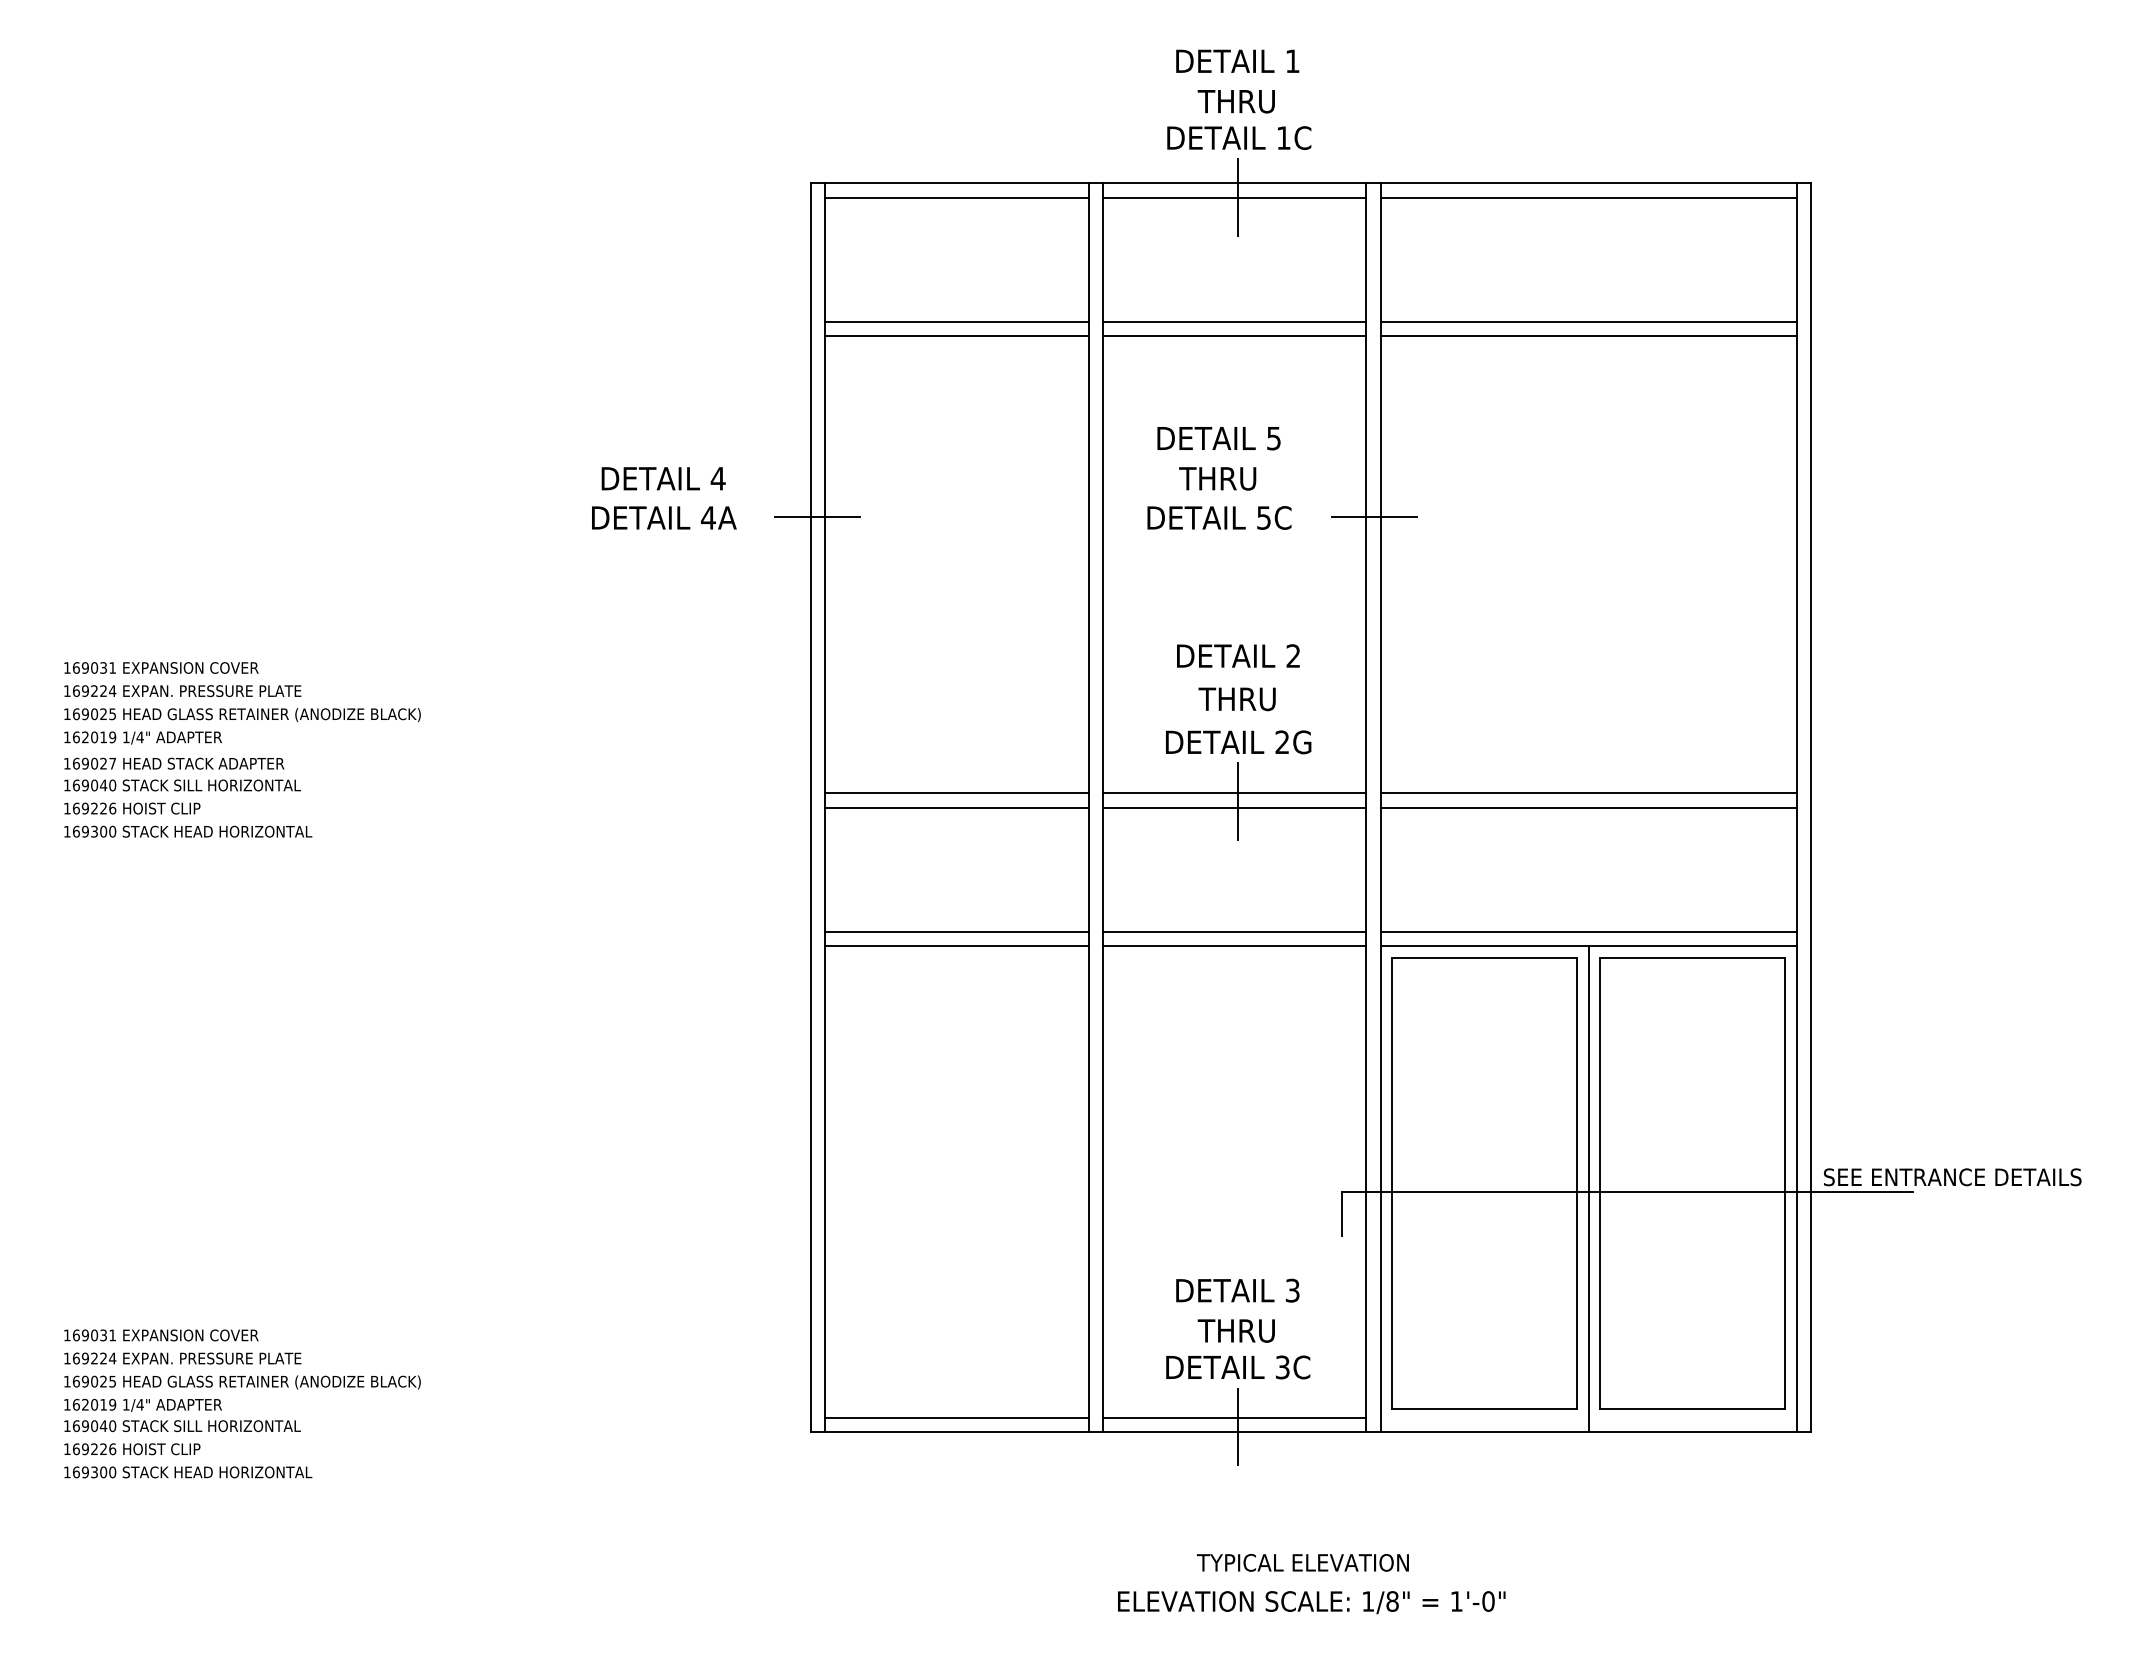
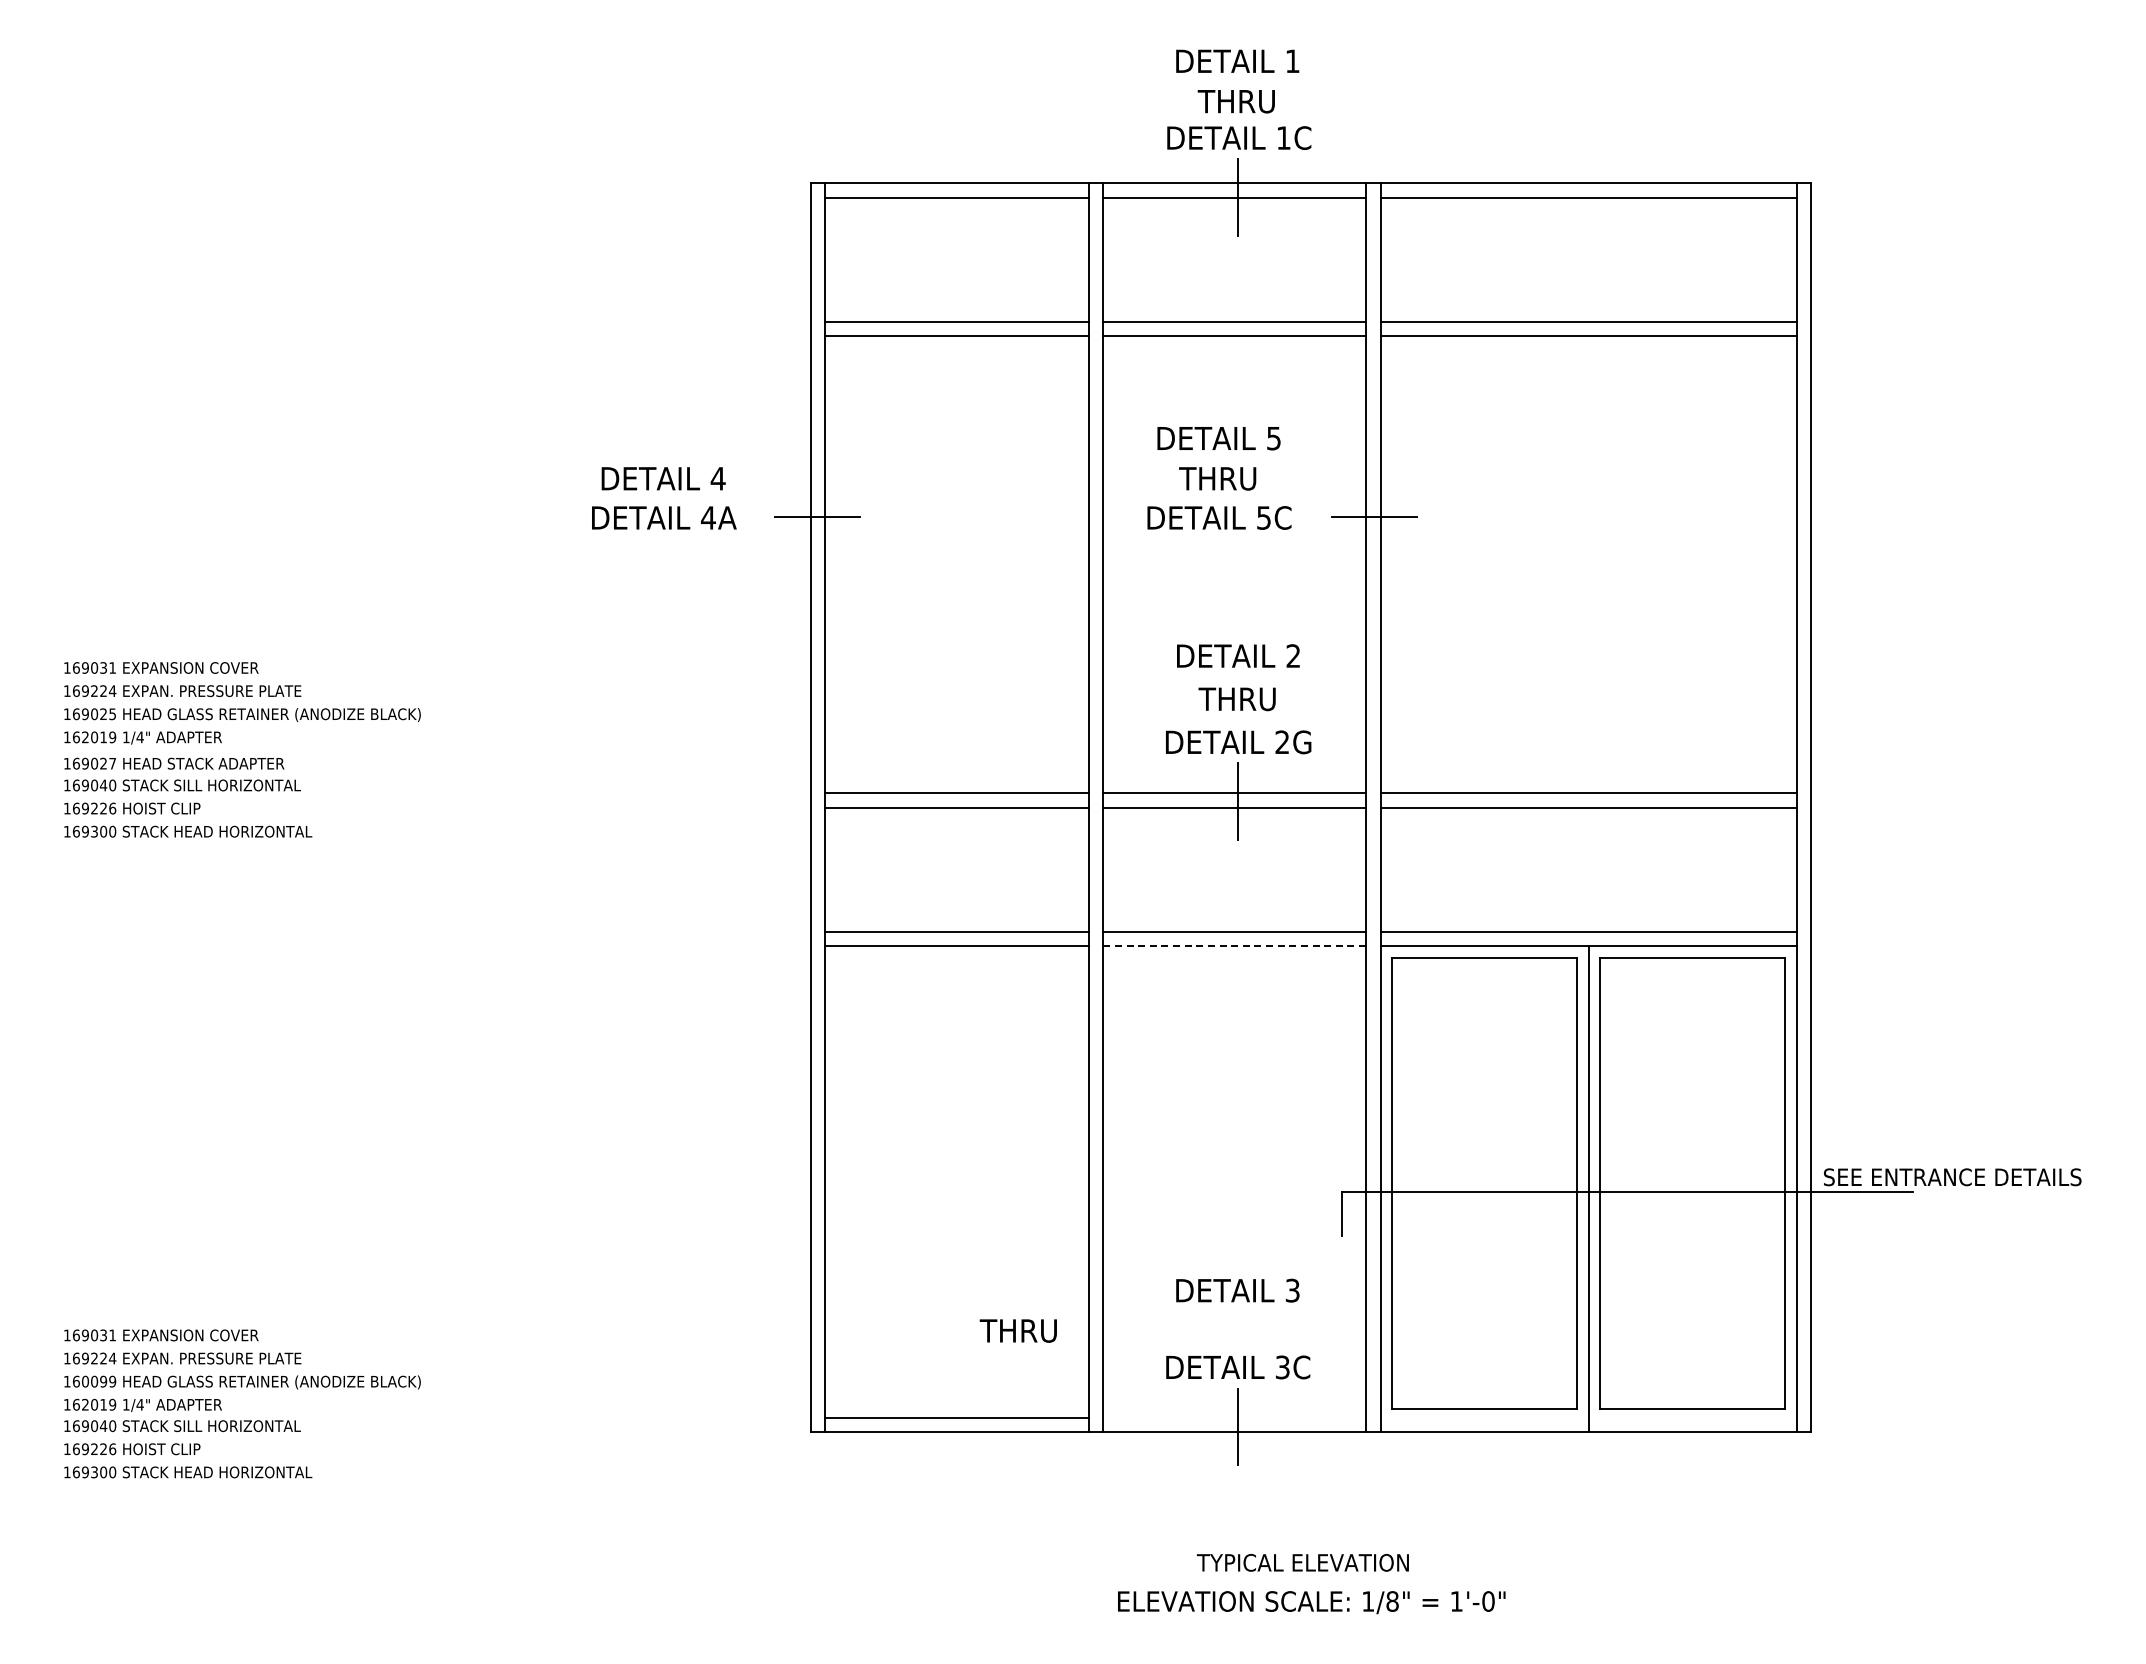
line: solid -> dashed (1234, 946)
text position: (1235, 1330) -> (1017, 1330) (1017, 1330)
text: 169025 -> 160099 (98, 1381)
line: present -> none (1234, 1417)
